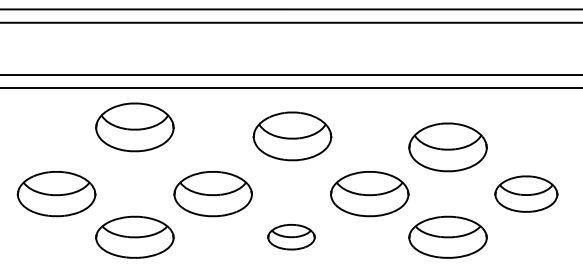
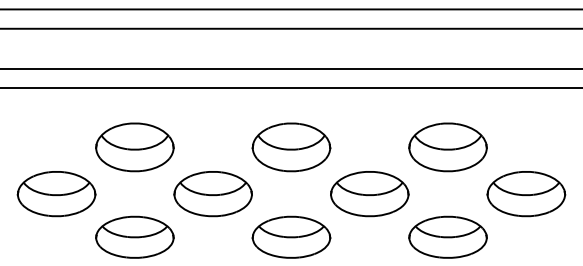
line position: (290, 22) -> (290, 28) (290, 28)
line position: (290, 75) -> (290, 69) (290, 69)
part position: (134, 127) -> (134, 147) (134, 147)
part position: (292, 136) -> (291, 147) (291, 147)
part size: 65x38 px -> 81x47 px (526, 194)
part size: 49x27 px -> 81x44 px (291, 236)
